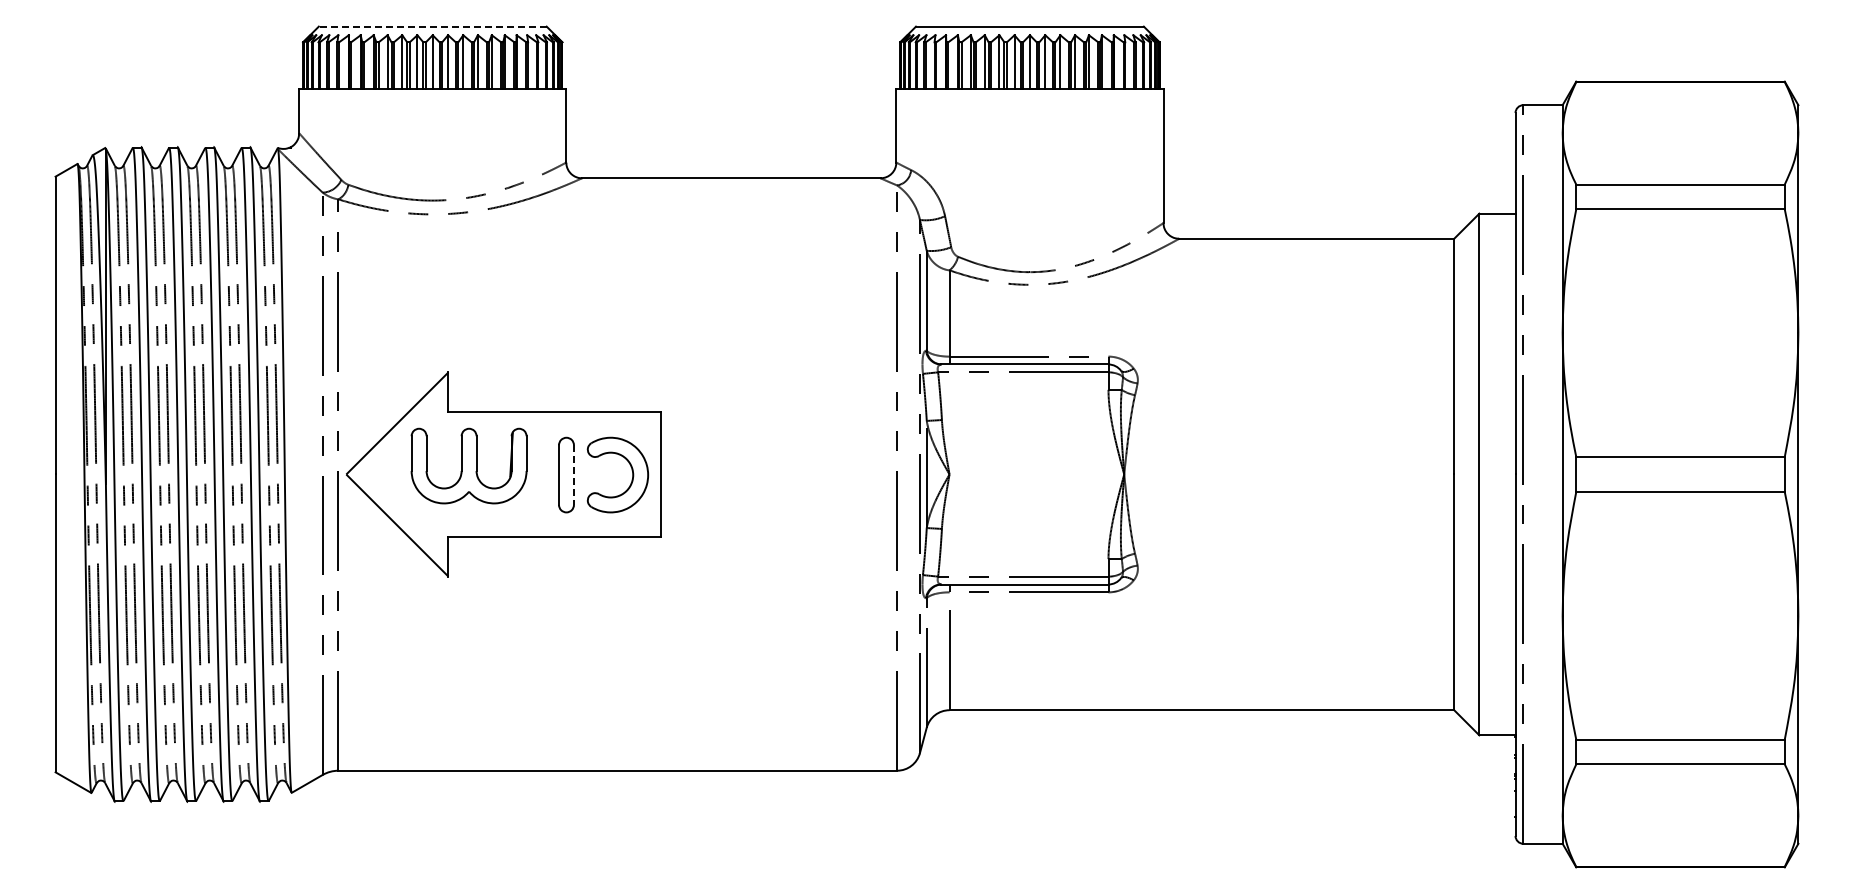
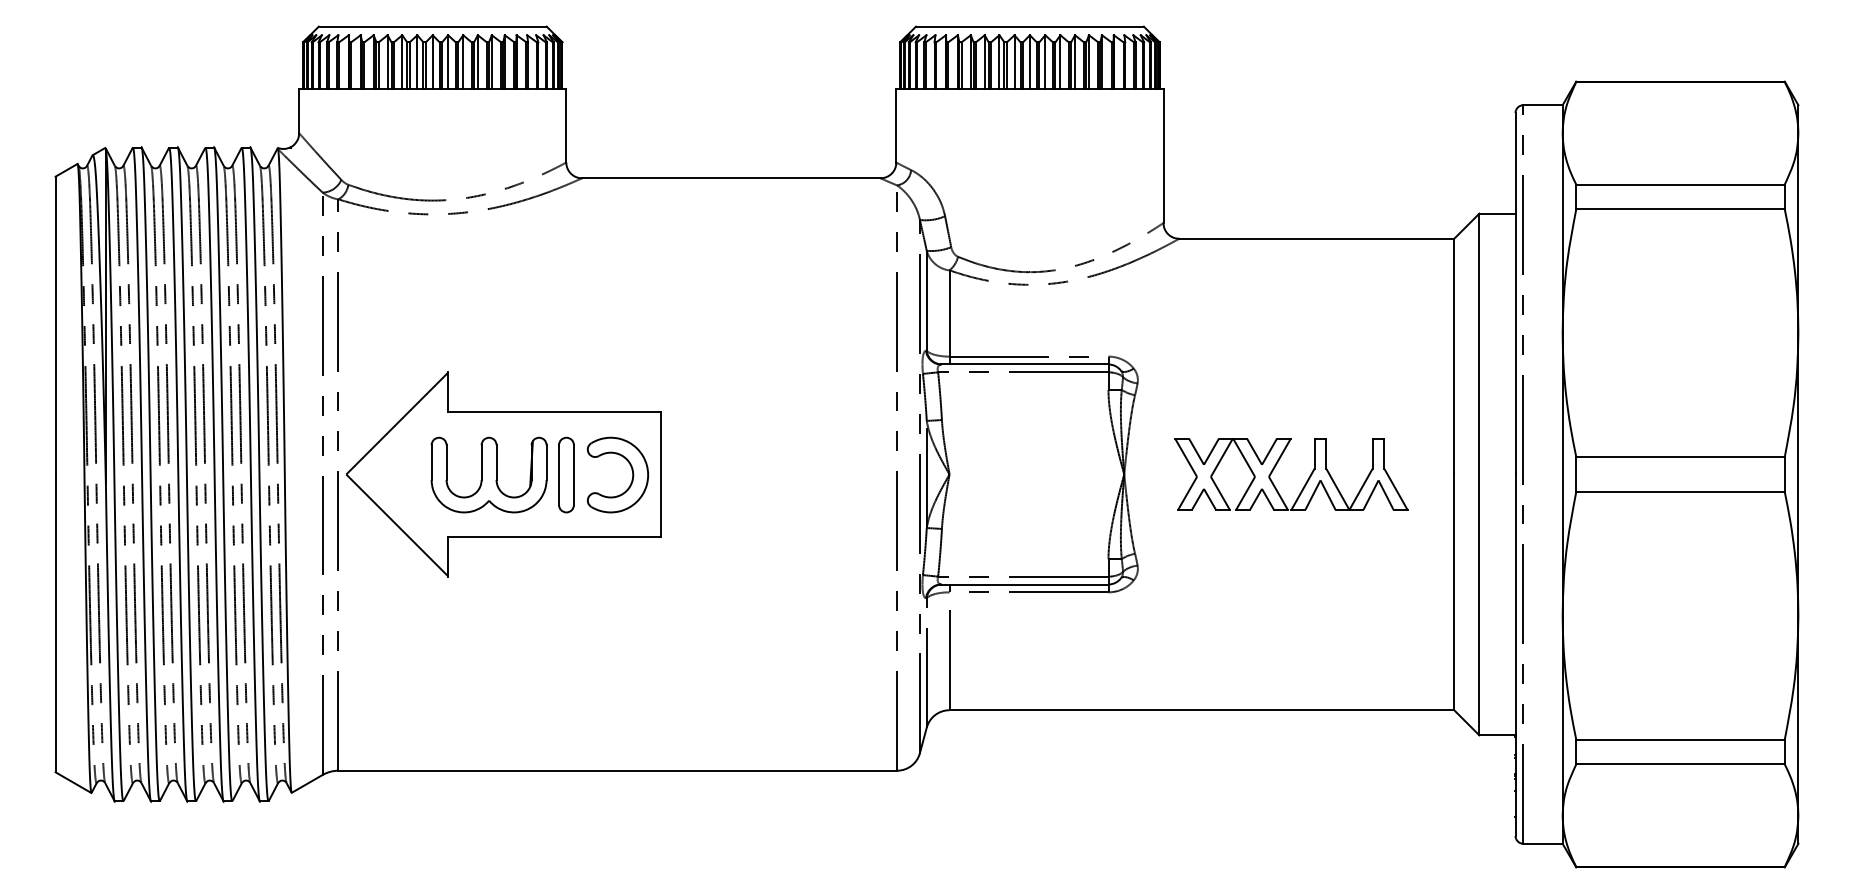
line: dashed -> solid (432, 26)
part position: (468, 465) -> (488, 474) (488, 474)
line: dashed -> solid (573, 475)
part: none -> present (1305, 482)
